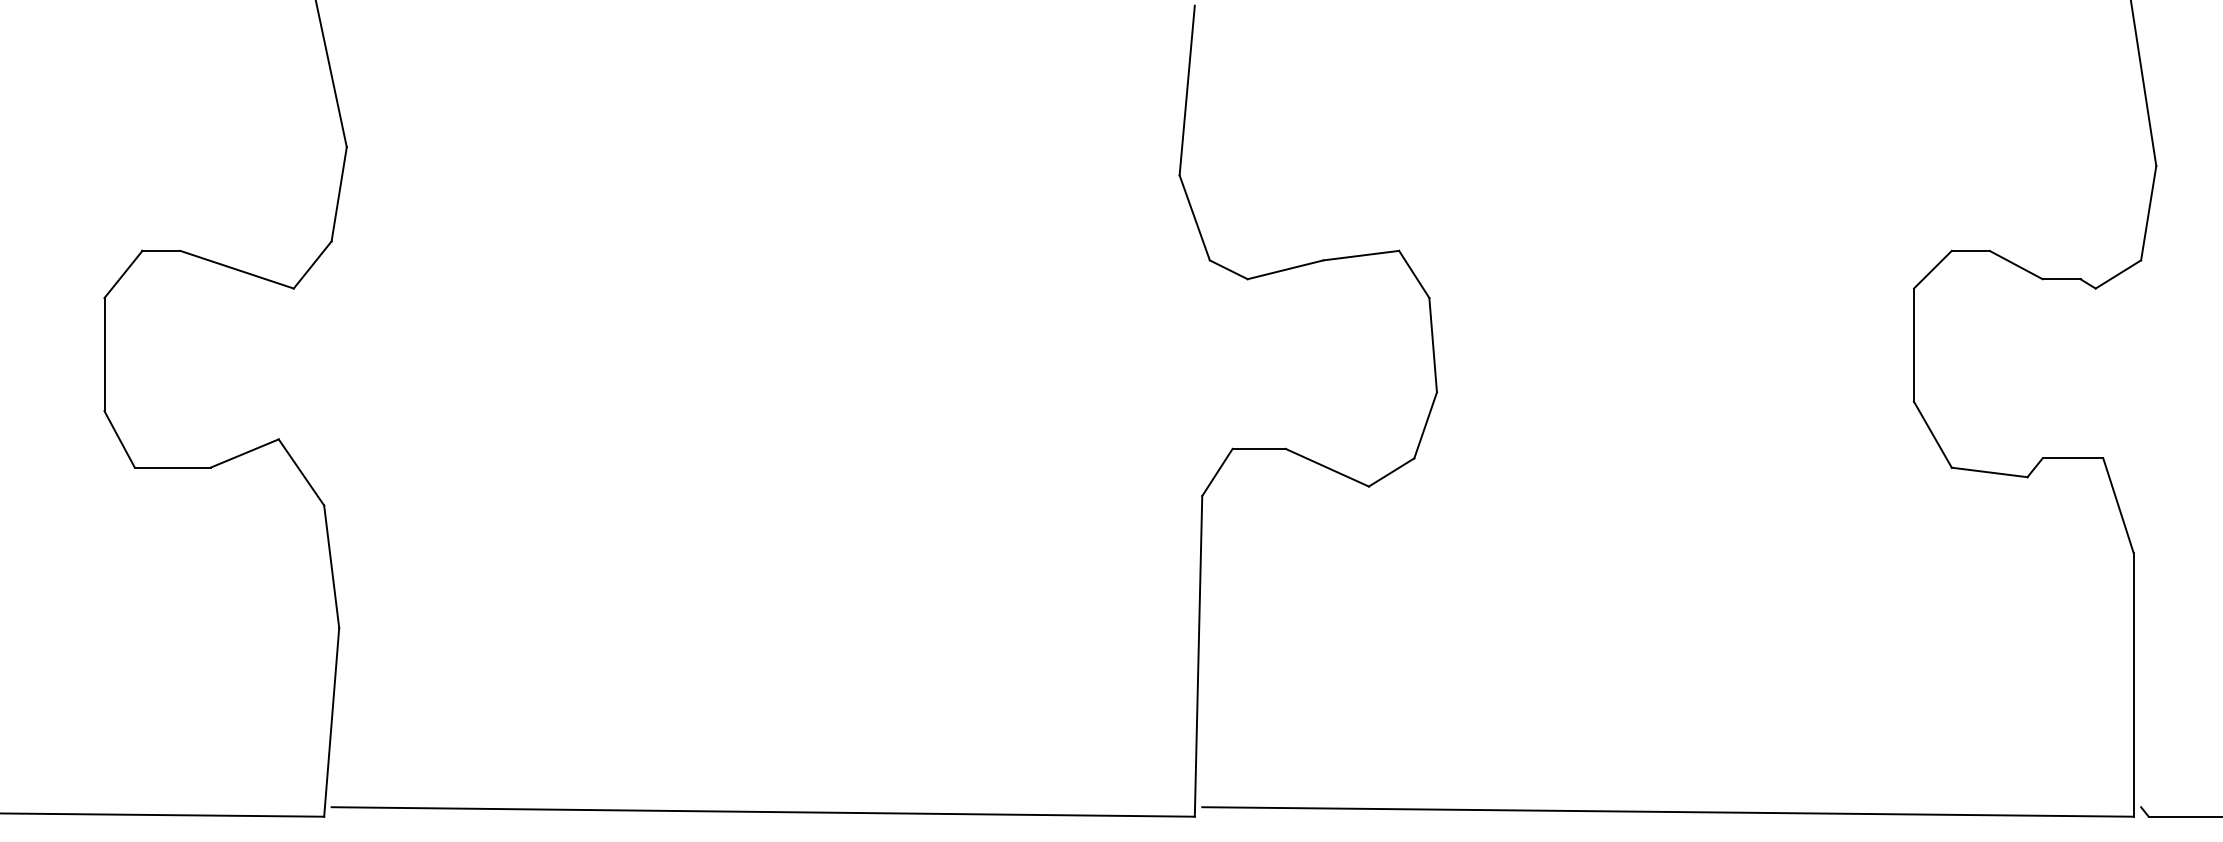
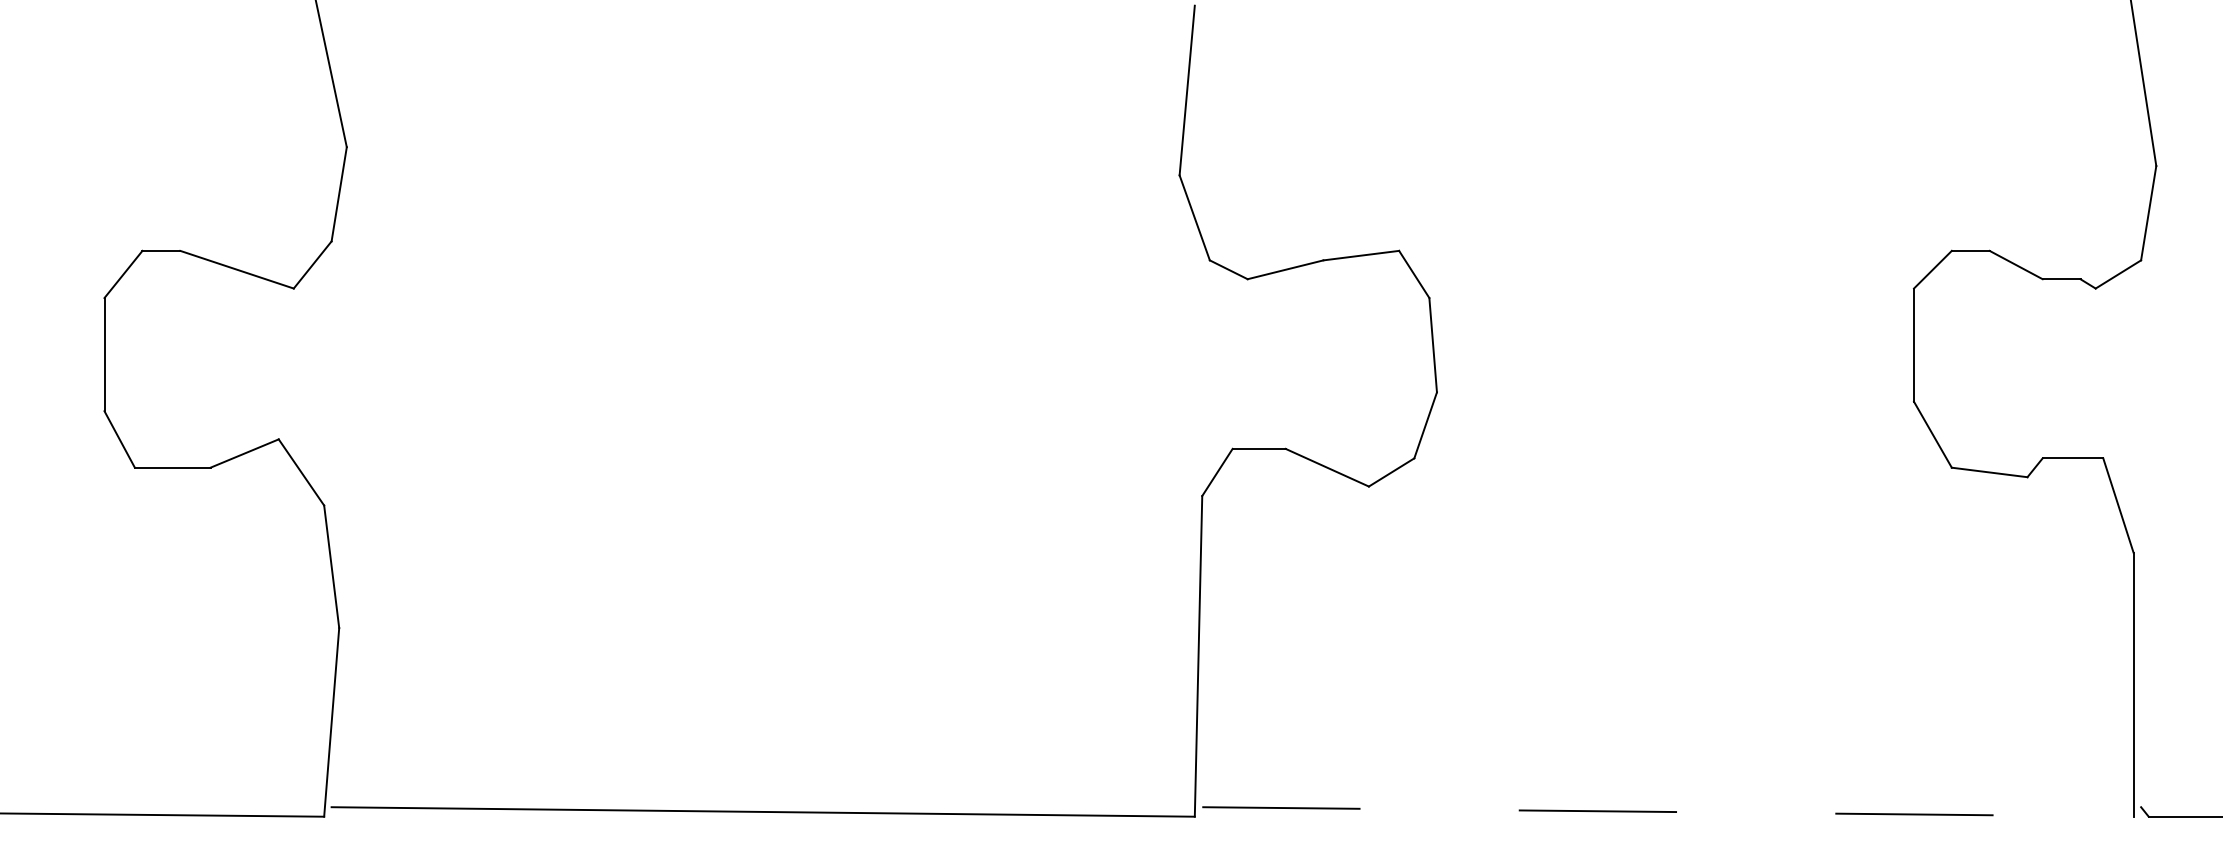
line: solid -> dashed (1667, 811)
